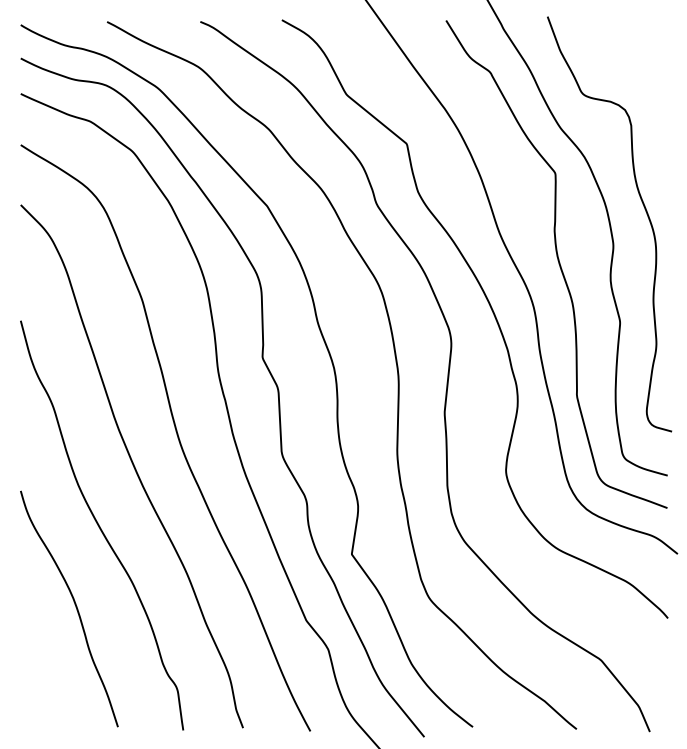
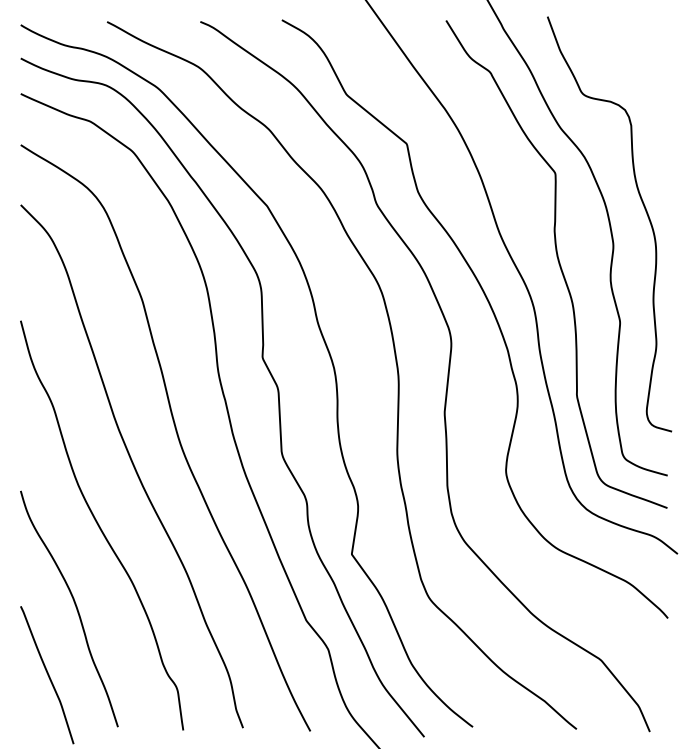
curve: none -> present (47, 675)
